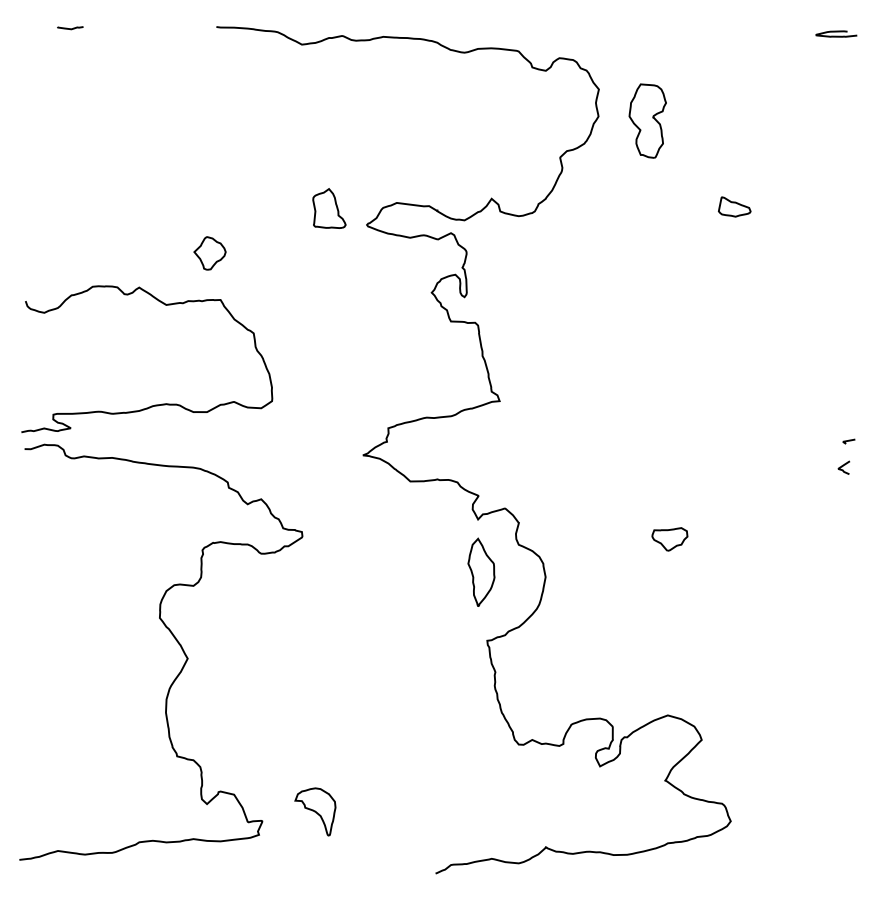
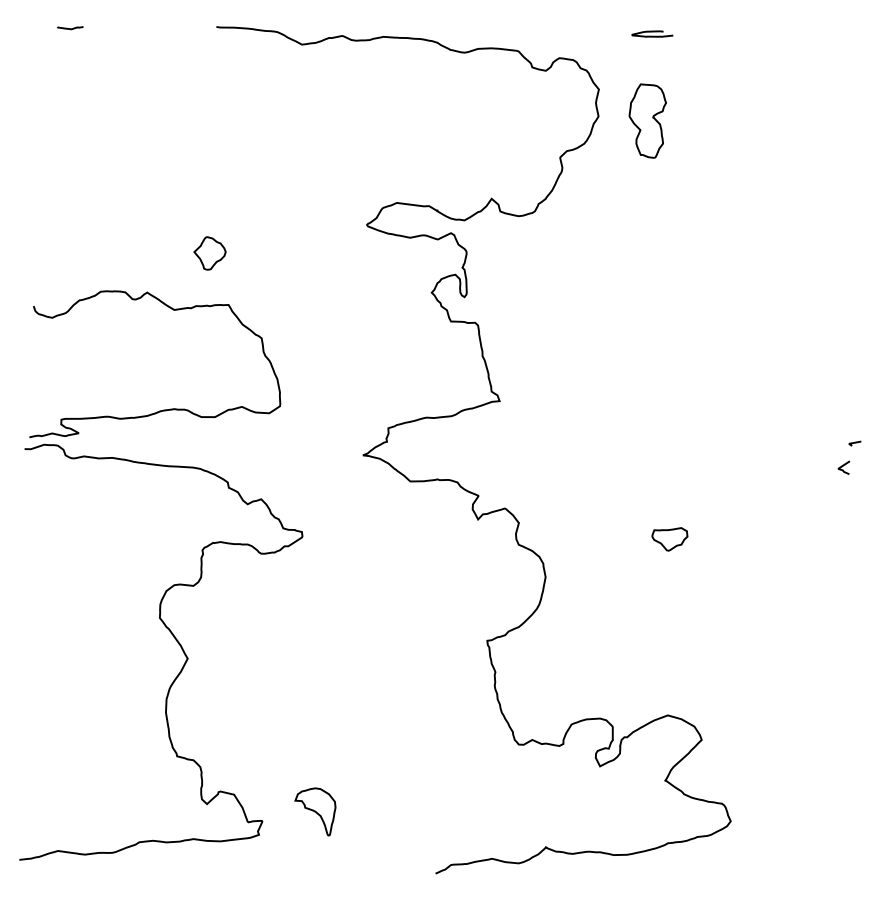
curve position: (836, 32) -> (652, 32) (652, 32)
part: present -> none (734, 206)
part: present -> none (329, 208)
curve position: (155, 404) -> (163, 409) (163, 409)
curve position: (848, 441) -> (854, 443) (854, 443)
part: present -> none (481, 571)
